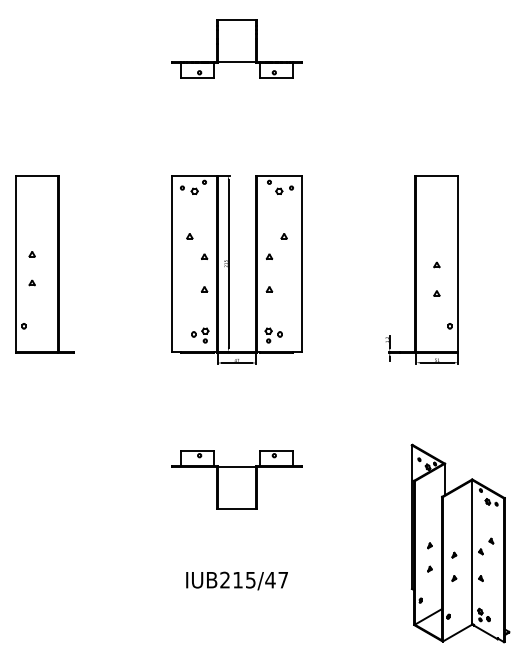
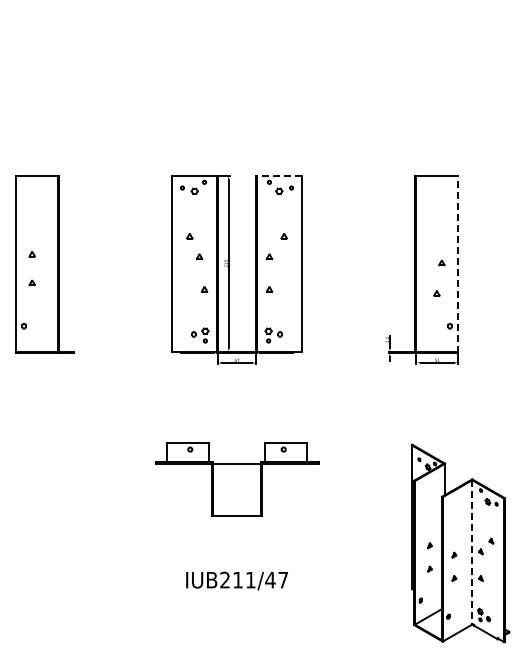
part: present -> none (236, 48)
line: solid -> dashed (279, 175)
part position: (204, 256) -> (199, 256) (199, 256)
line: solid -> dashed (458, 263)
part position: (436, 264) -> (441, 262) (441, 262)
part size: 132x60 px -> 165x75 px (237, 479)
line: solid -> dashed (472, 551)
text: IUB215/47 -> IUB211/47 (250, 580)
